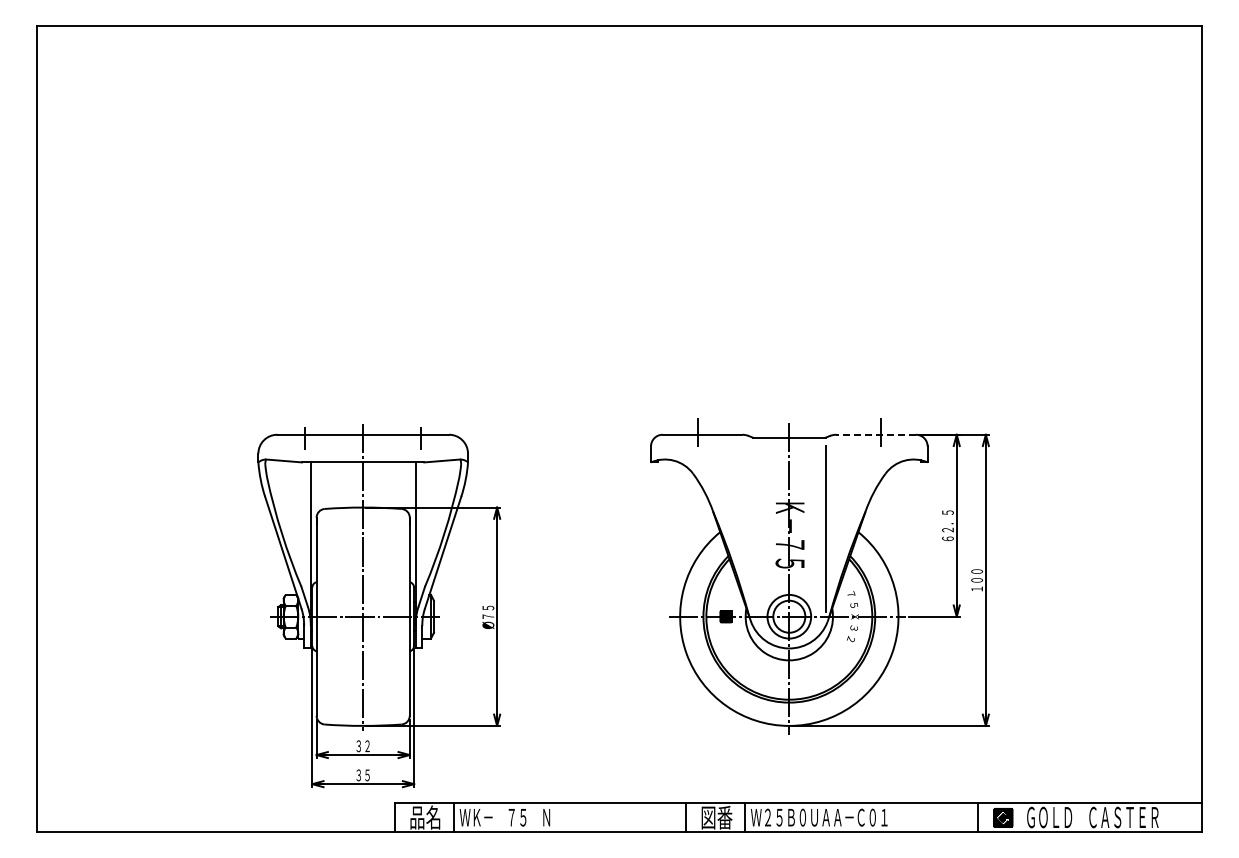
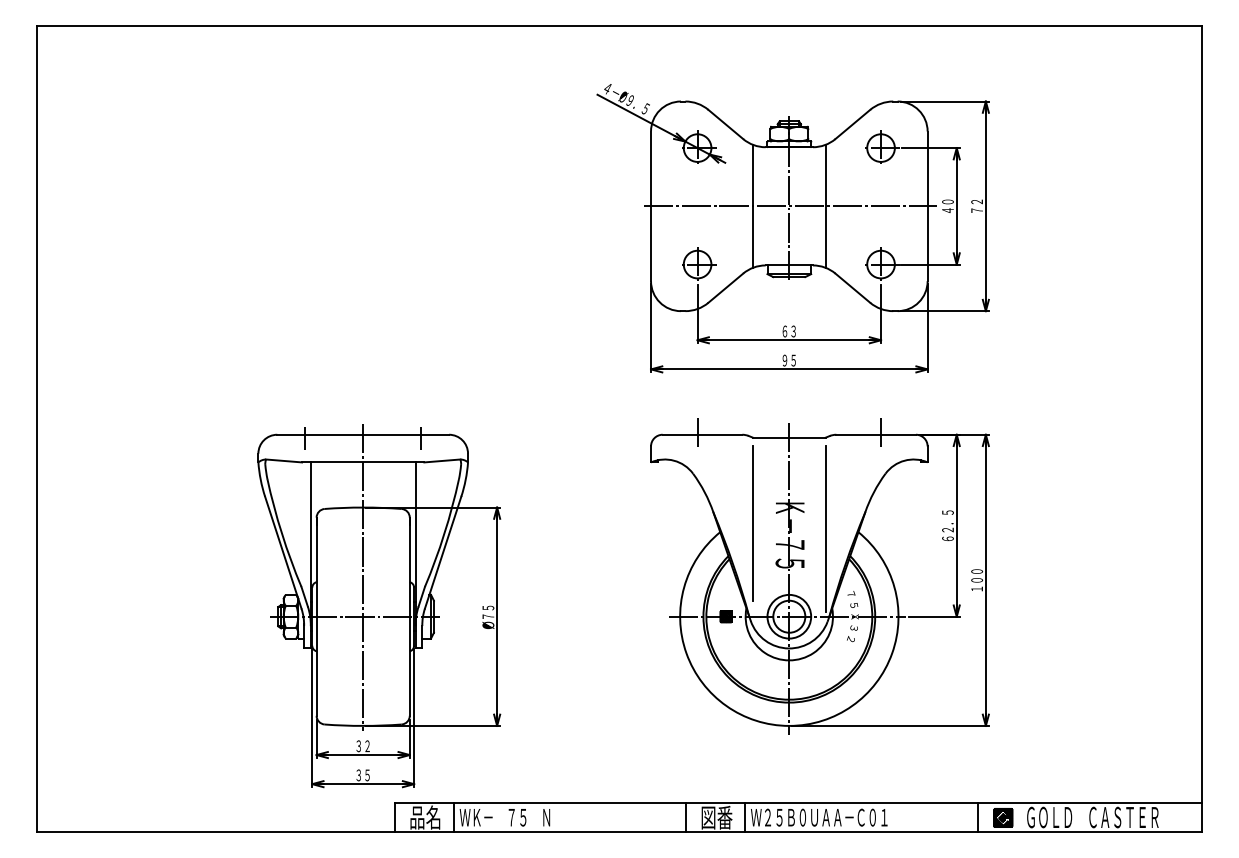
part: none -> present (792, 228)
line: dashed -> solid (876, 434)
line: none -> present (752, 523)
